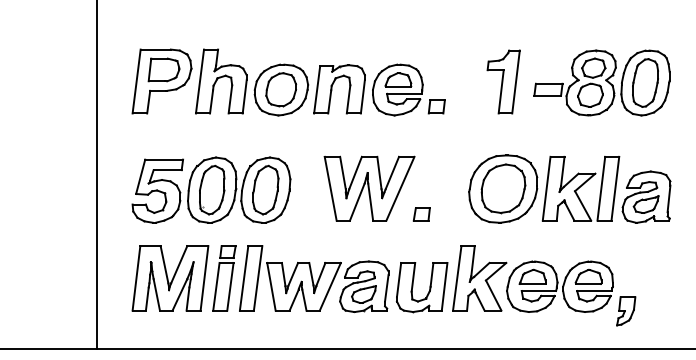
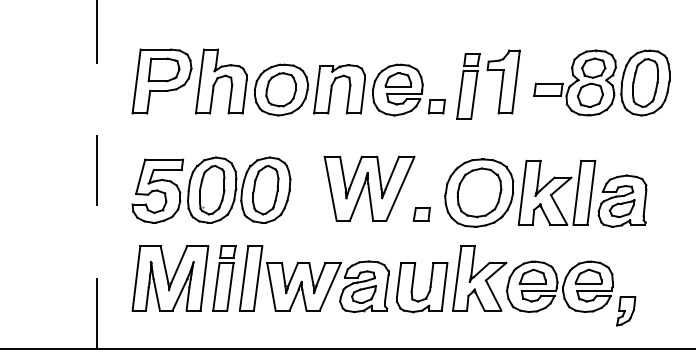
part: none -> present (468, 86)
line: solid -> dashed (96, 174)
part position: (569, 188) -> (545, 192) (545, 192)
